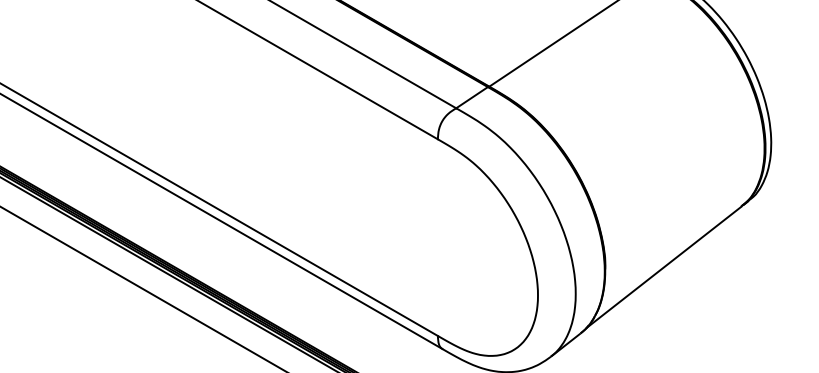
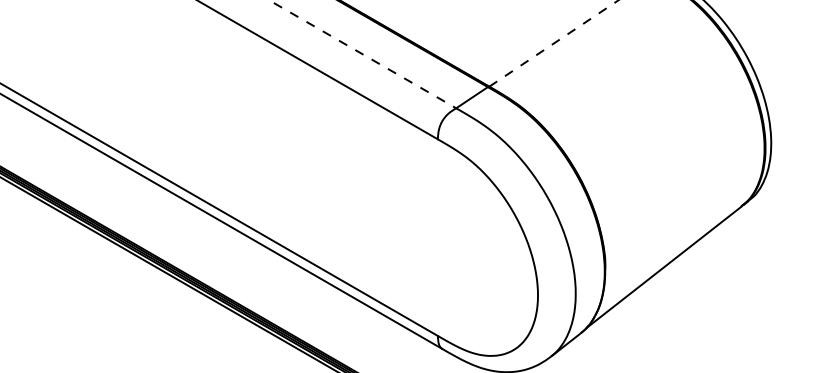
line: solid -> dashed (553, 43)
line: solid -> dashed (362, 54)
line: present -> none (142, 288)
